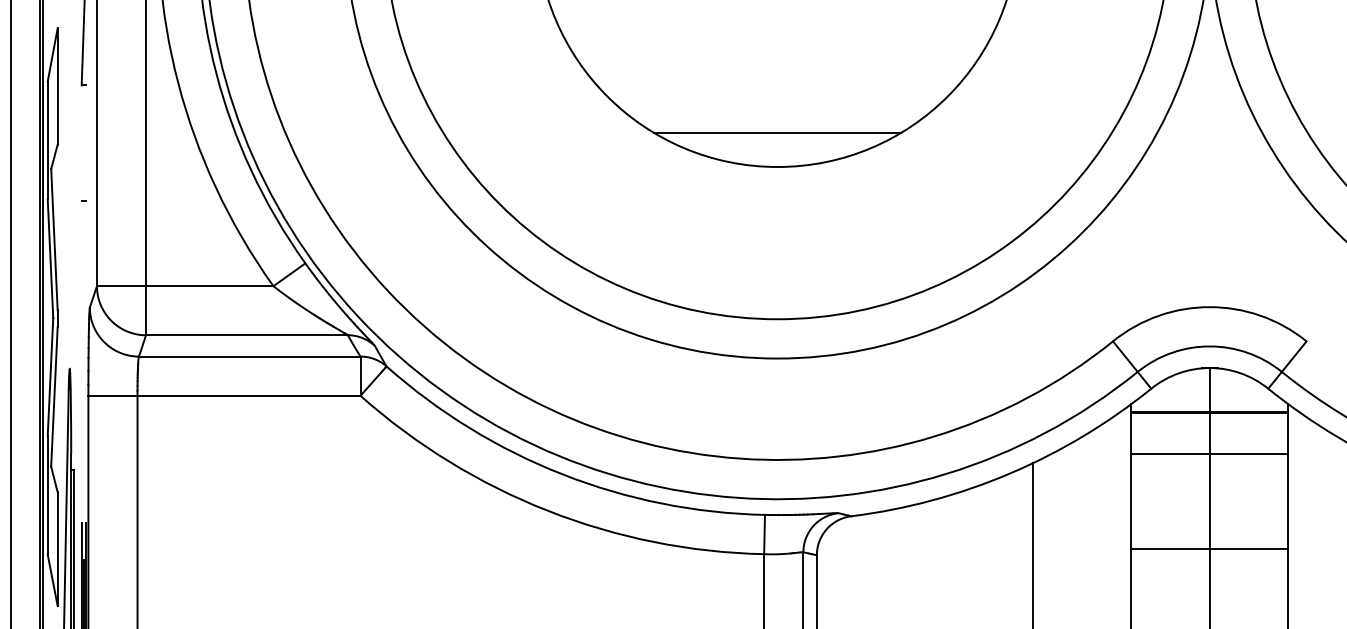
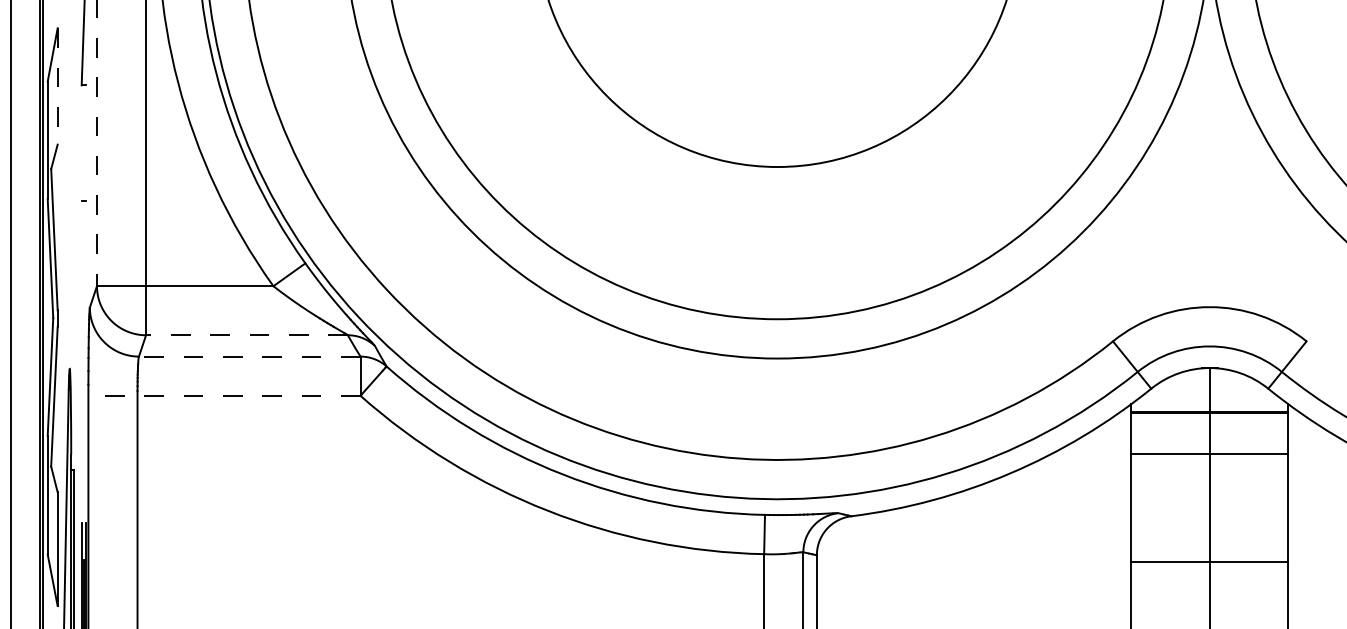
line: solid -> dashed (57, 86)
line: present -> none (777, 132)
line: solid -> dashed (96, 143)
line: solid -> dashed (246, 335)
line: solid -> dashed (249, 356)
line: solid -> dashed (223, 395)
line: present -> none (1032, 544)
line position: (1209, 548) -> (1209, 561) (1209, 561)
